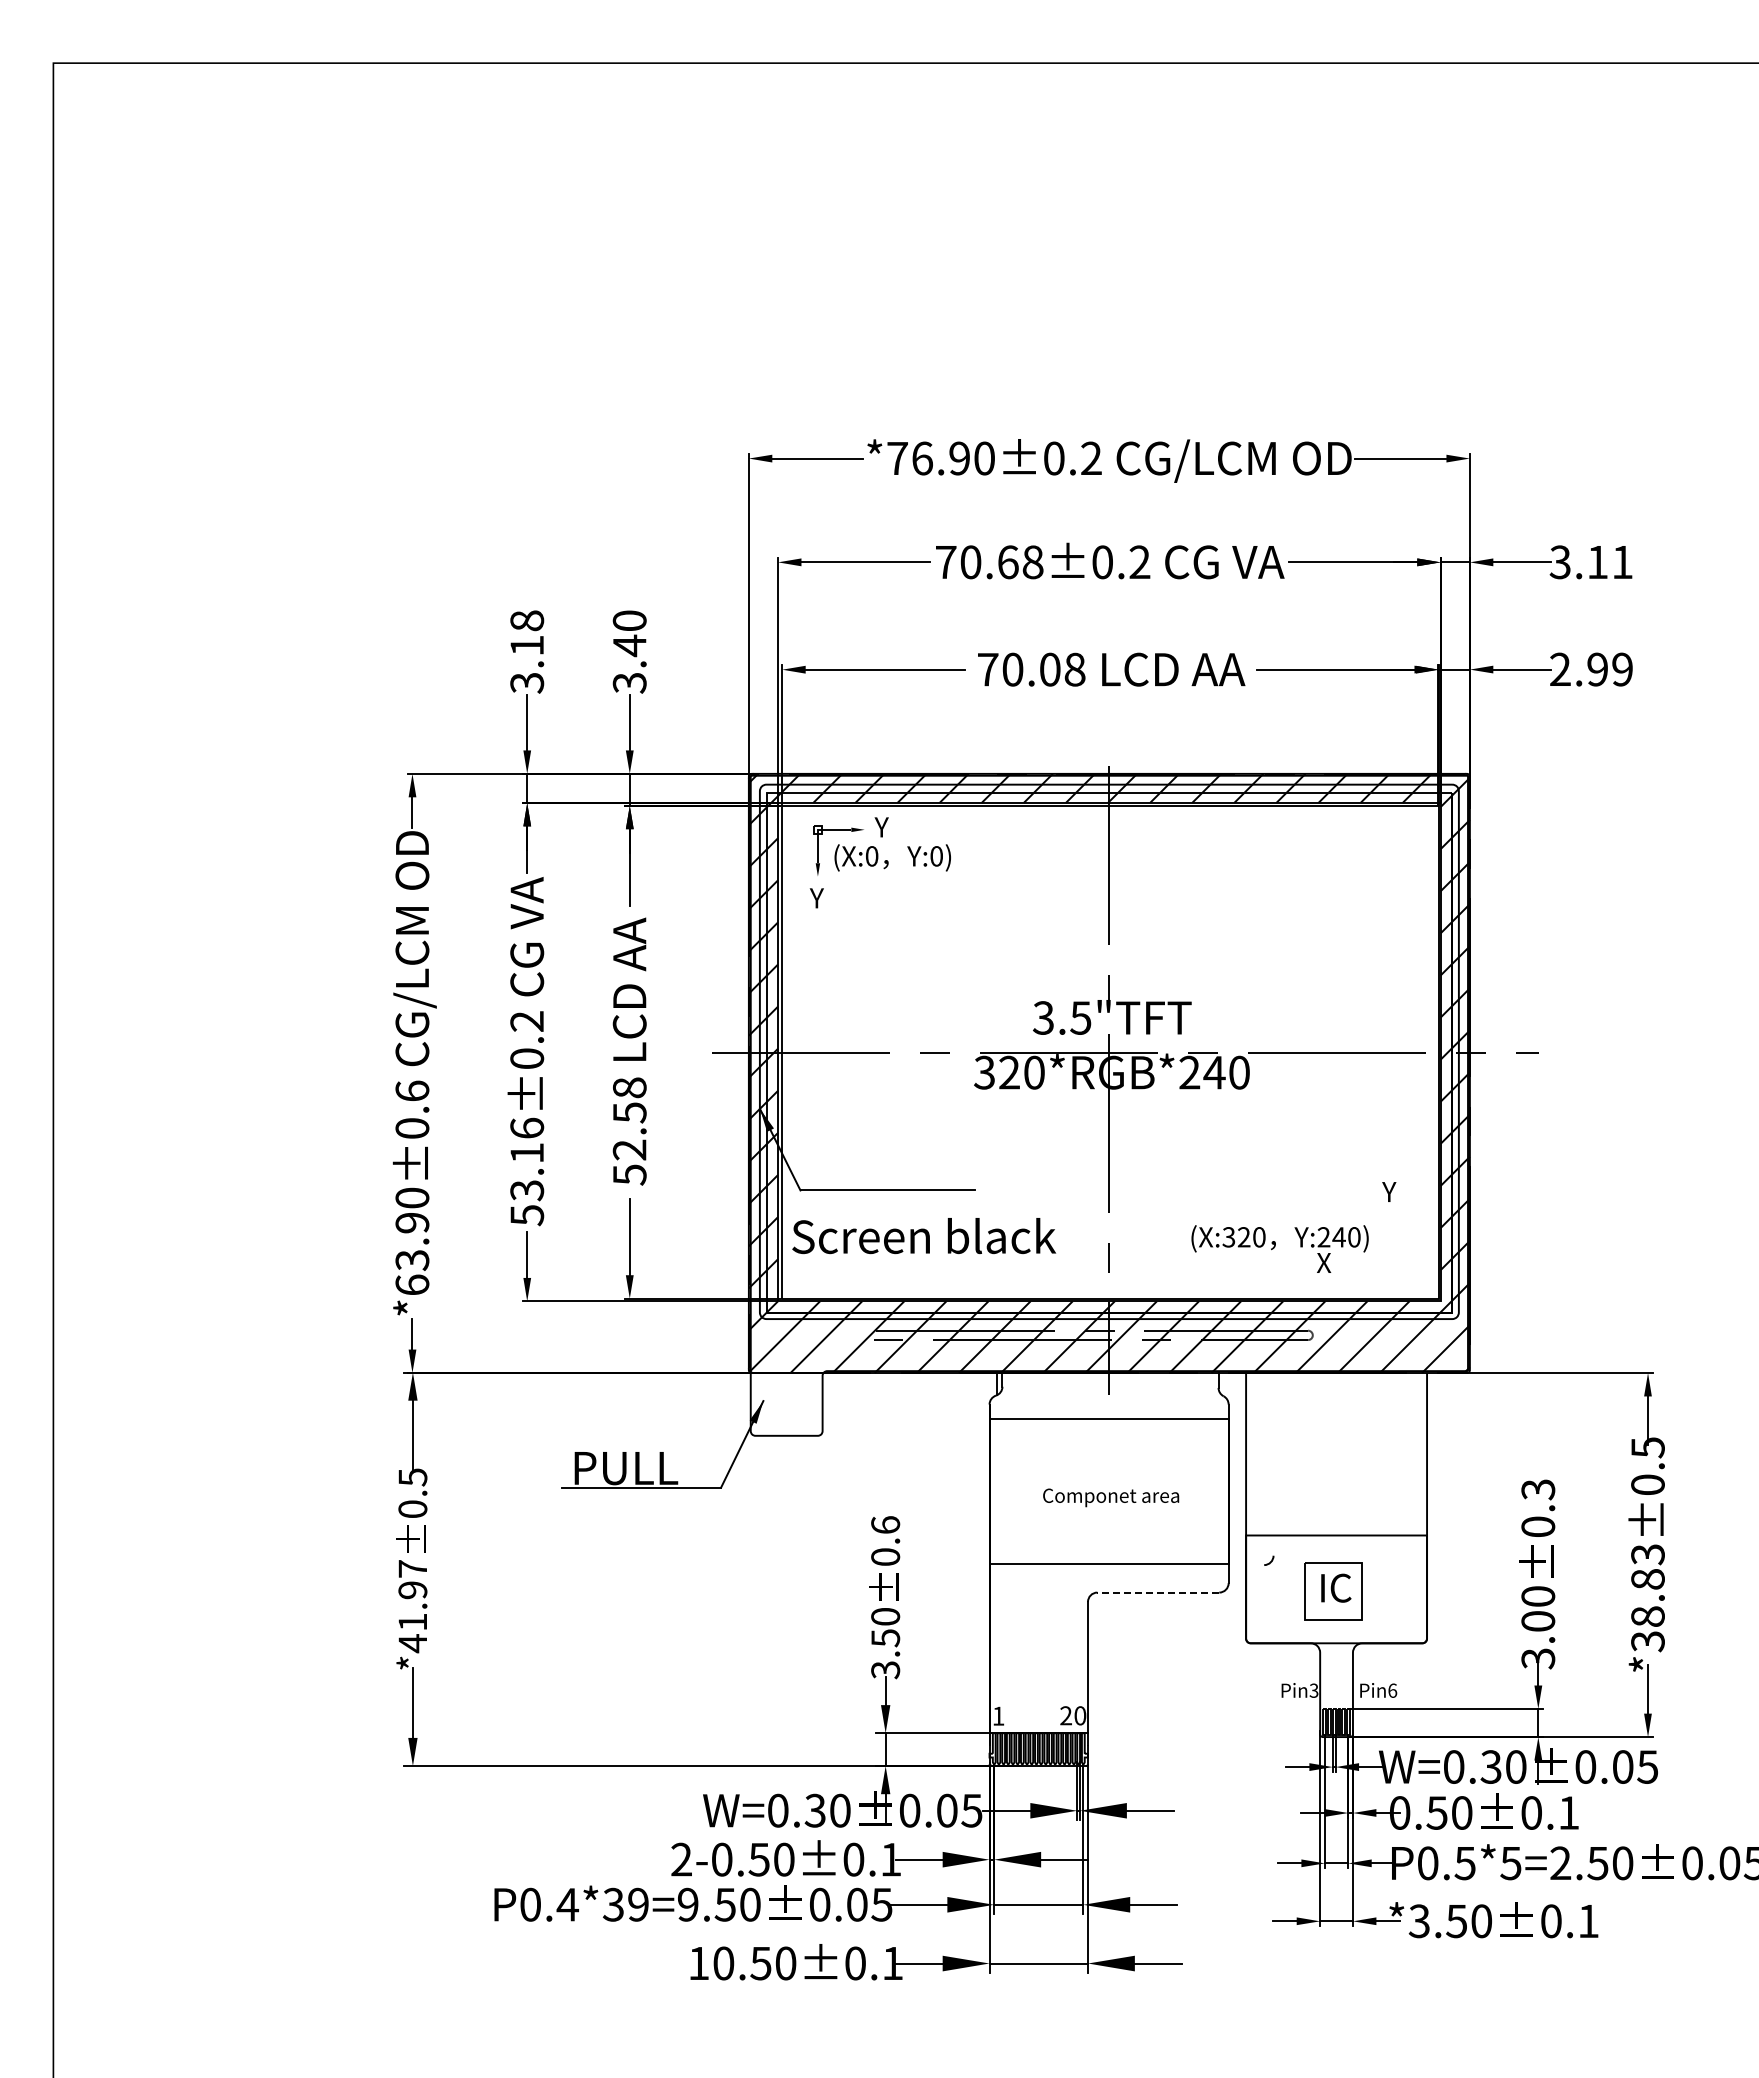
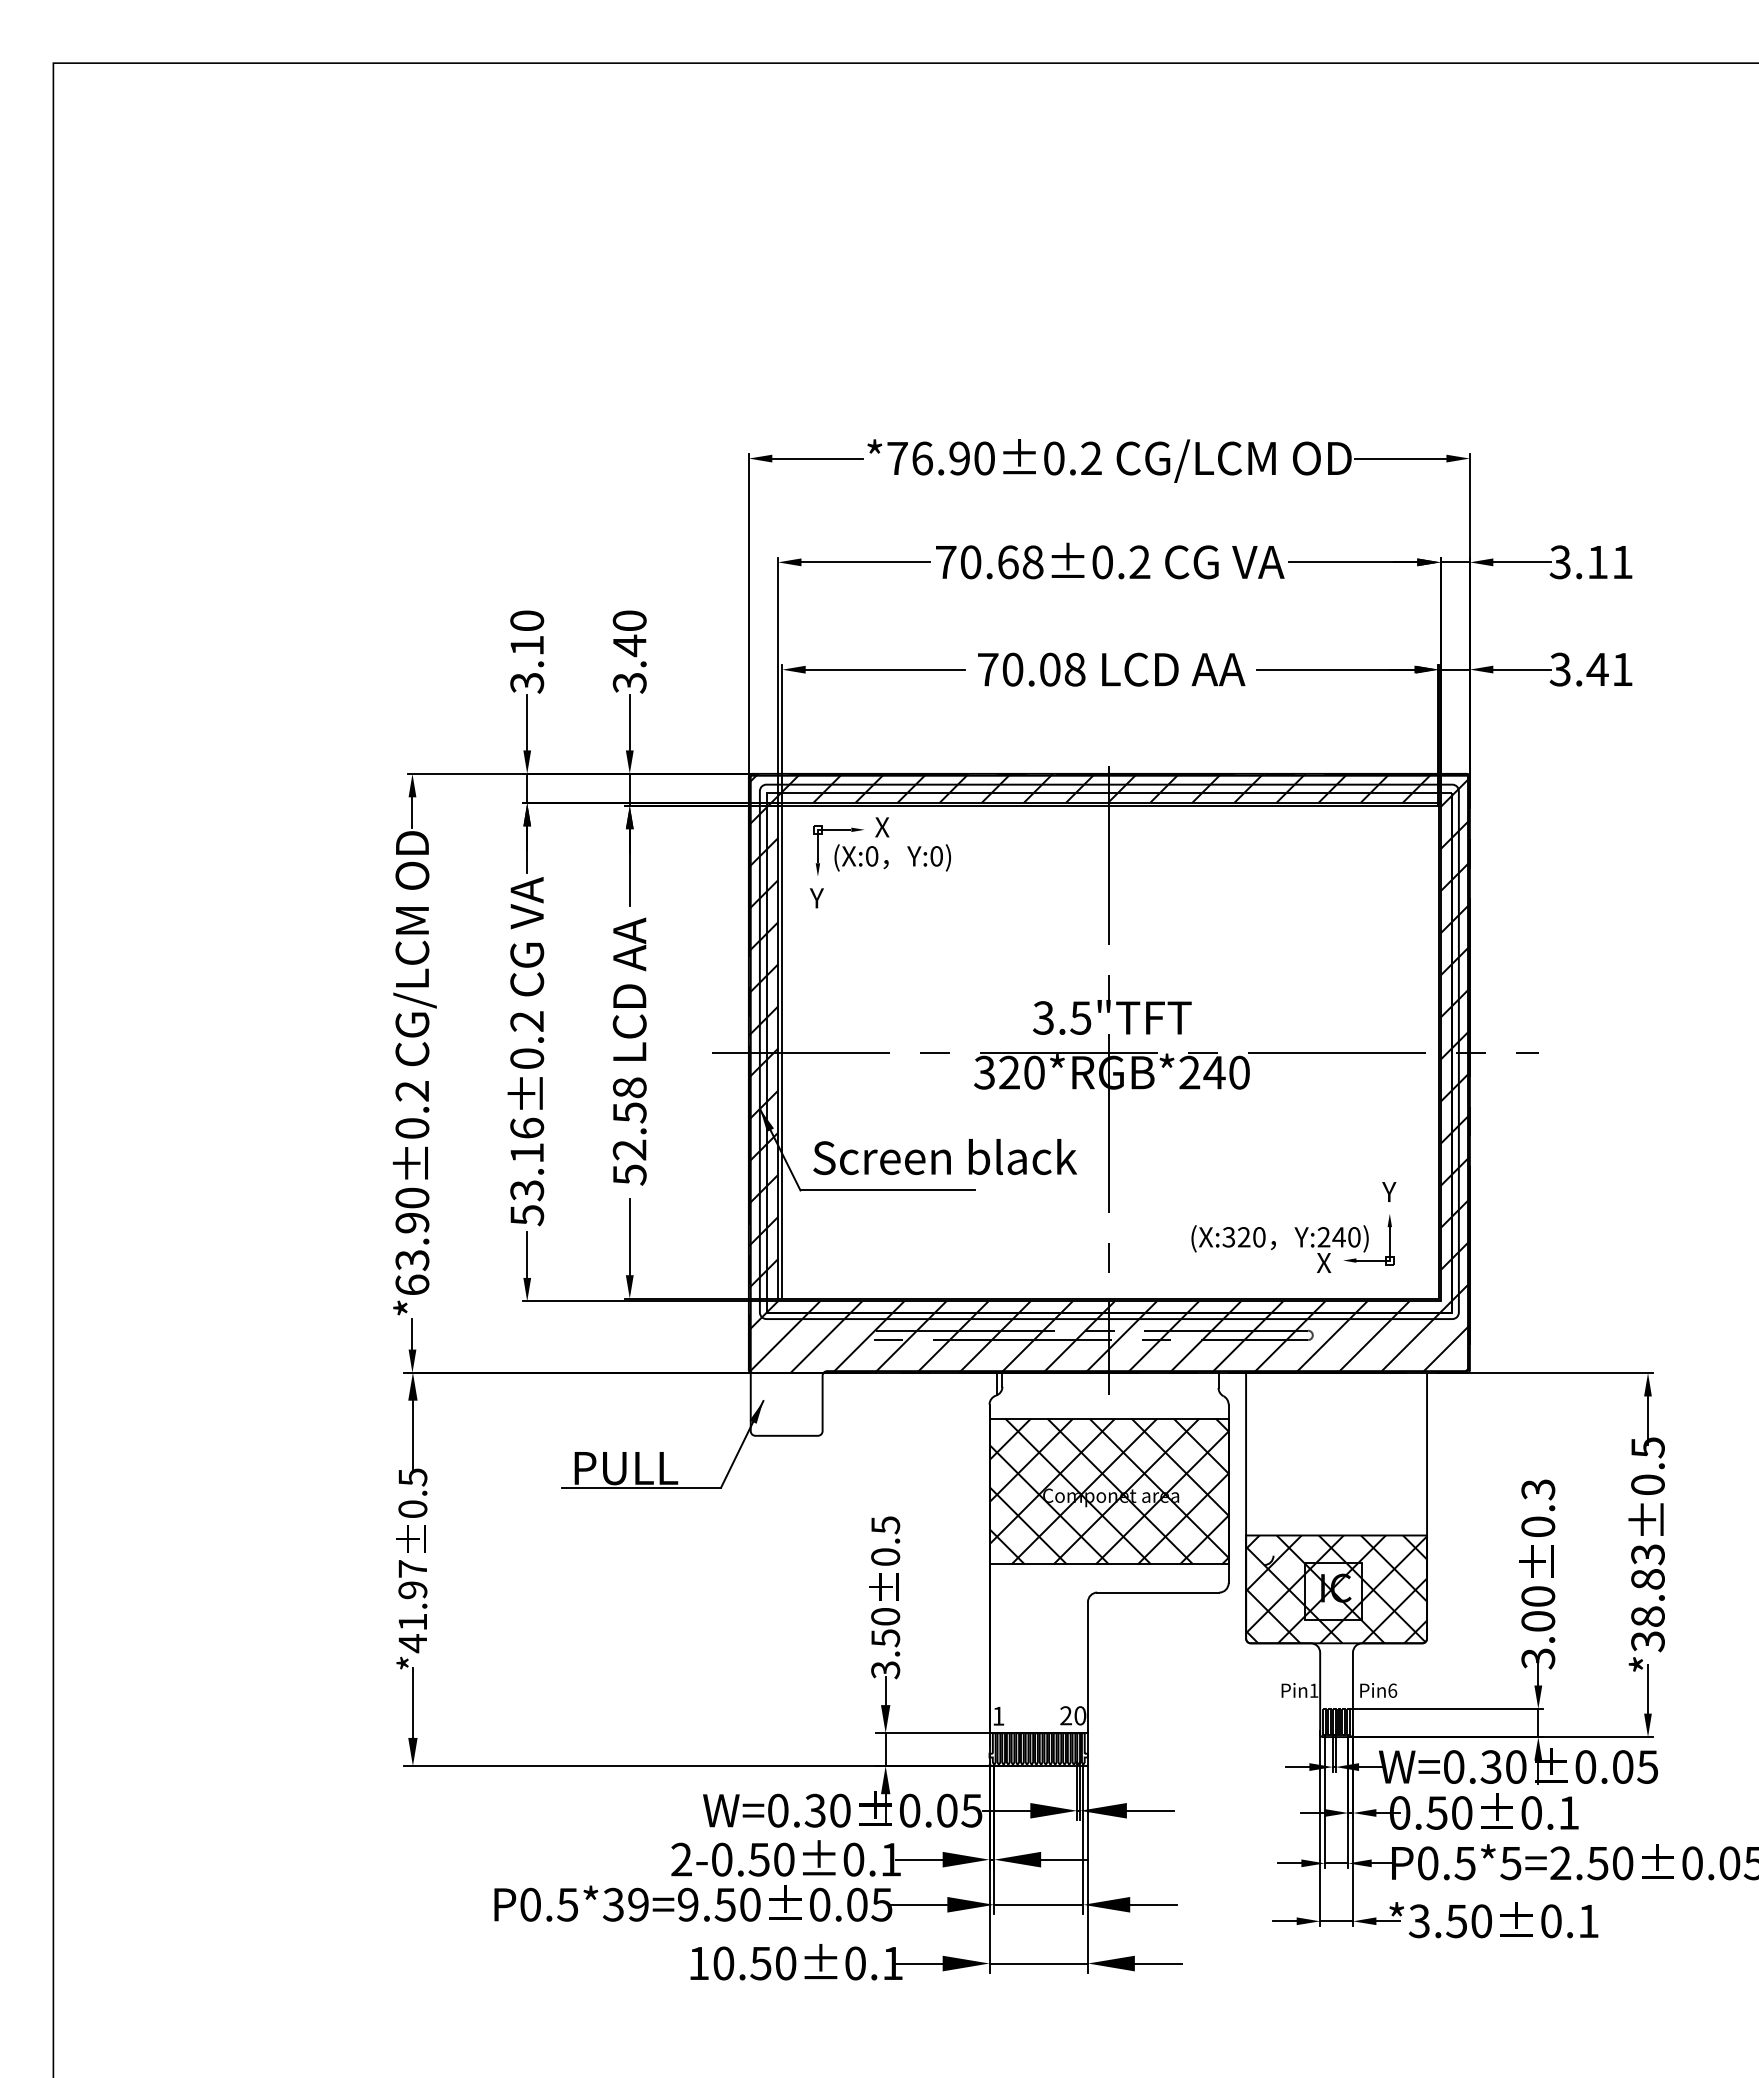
text: 3.18 -> 3.10 (526, 620)
text: 2.99 -> 3.41 (1590, 669)
text: Y -> X (881, 827)
text: *63.90±0.6 -> *63.90±0.2 (412, 1090)
text position: (924, 1236) -> (945, 1157) (945, 1157)
part: none -> present (1389, 1239)
hatch: none -> present (1108, 1491)
text: 0.6 -> 0.5 (885, 1525)
hatch: none -> present (1336, 1589)
line: dashed -> solid (1158, 1592)
text: Pin3 -> Pin1 (1313, 1690)
text: P0.4*39=9.50 -> P0.5*39=9.50 (567, 1904)
